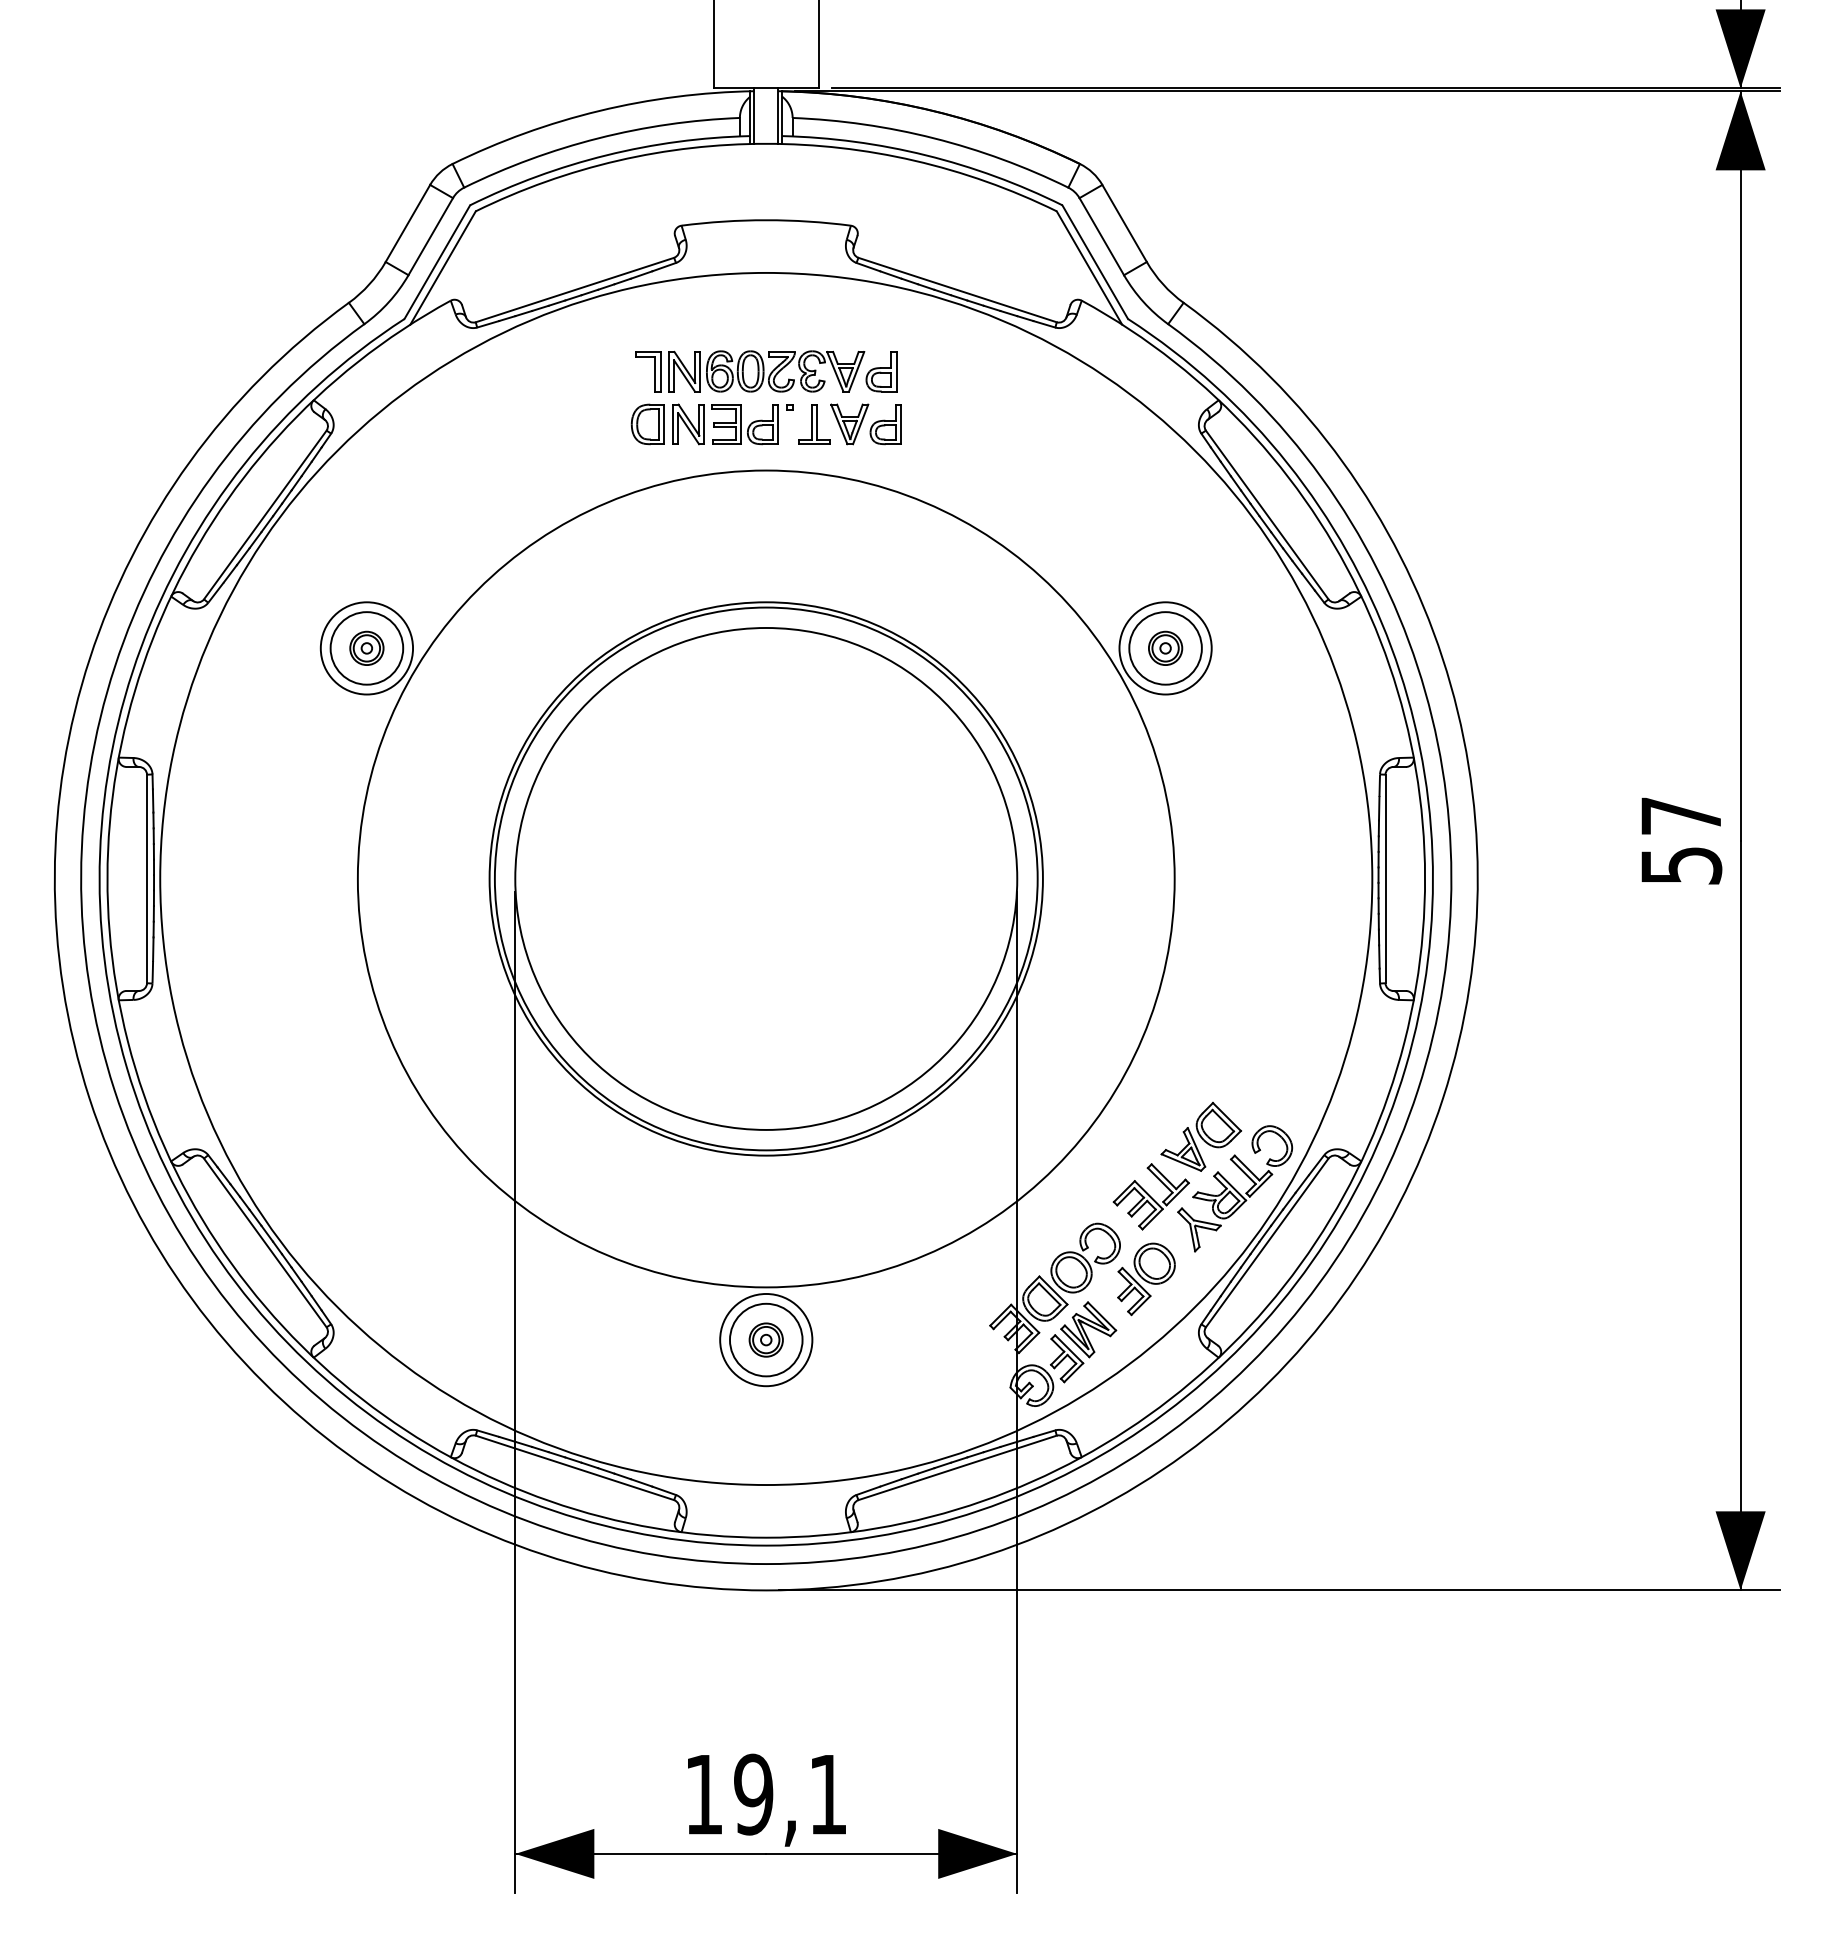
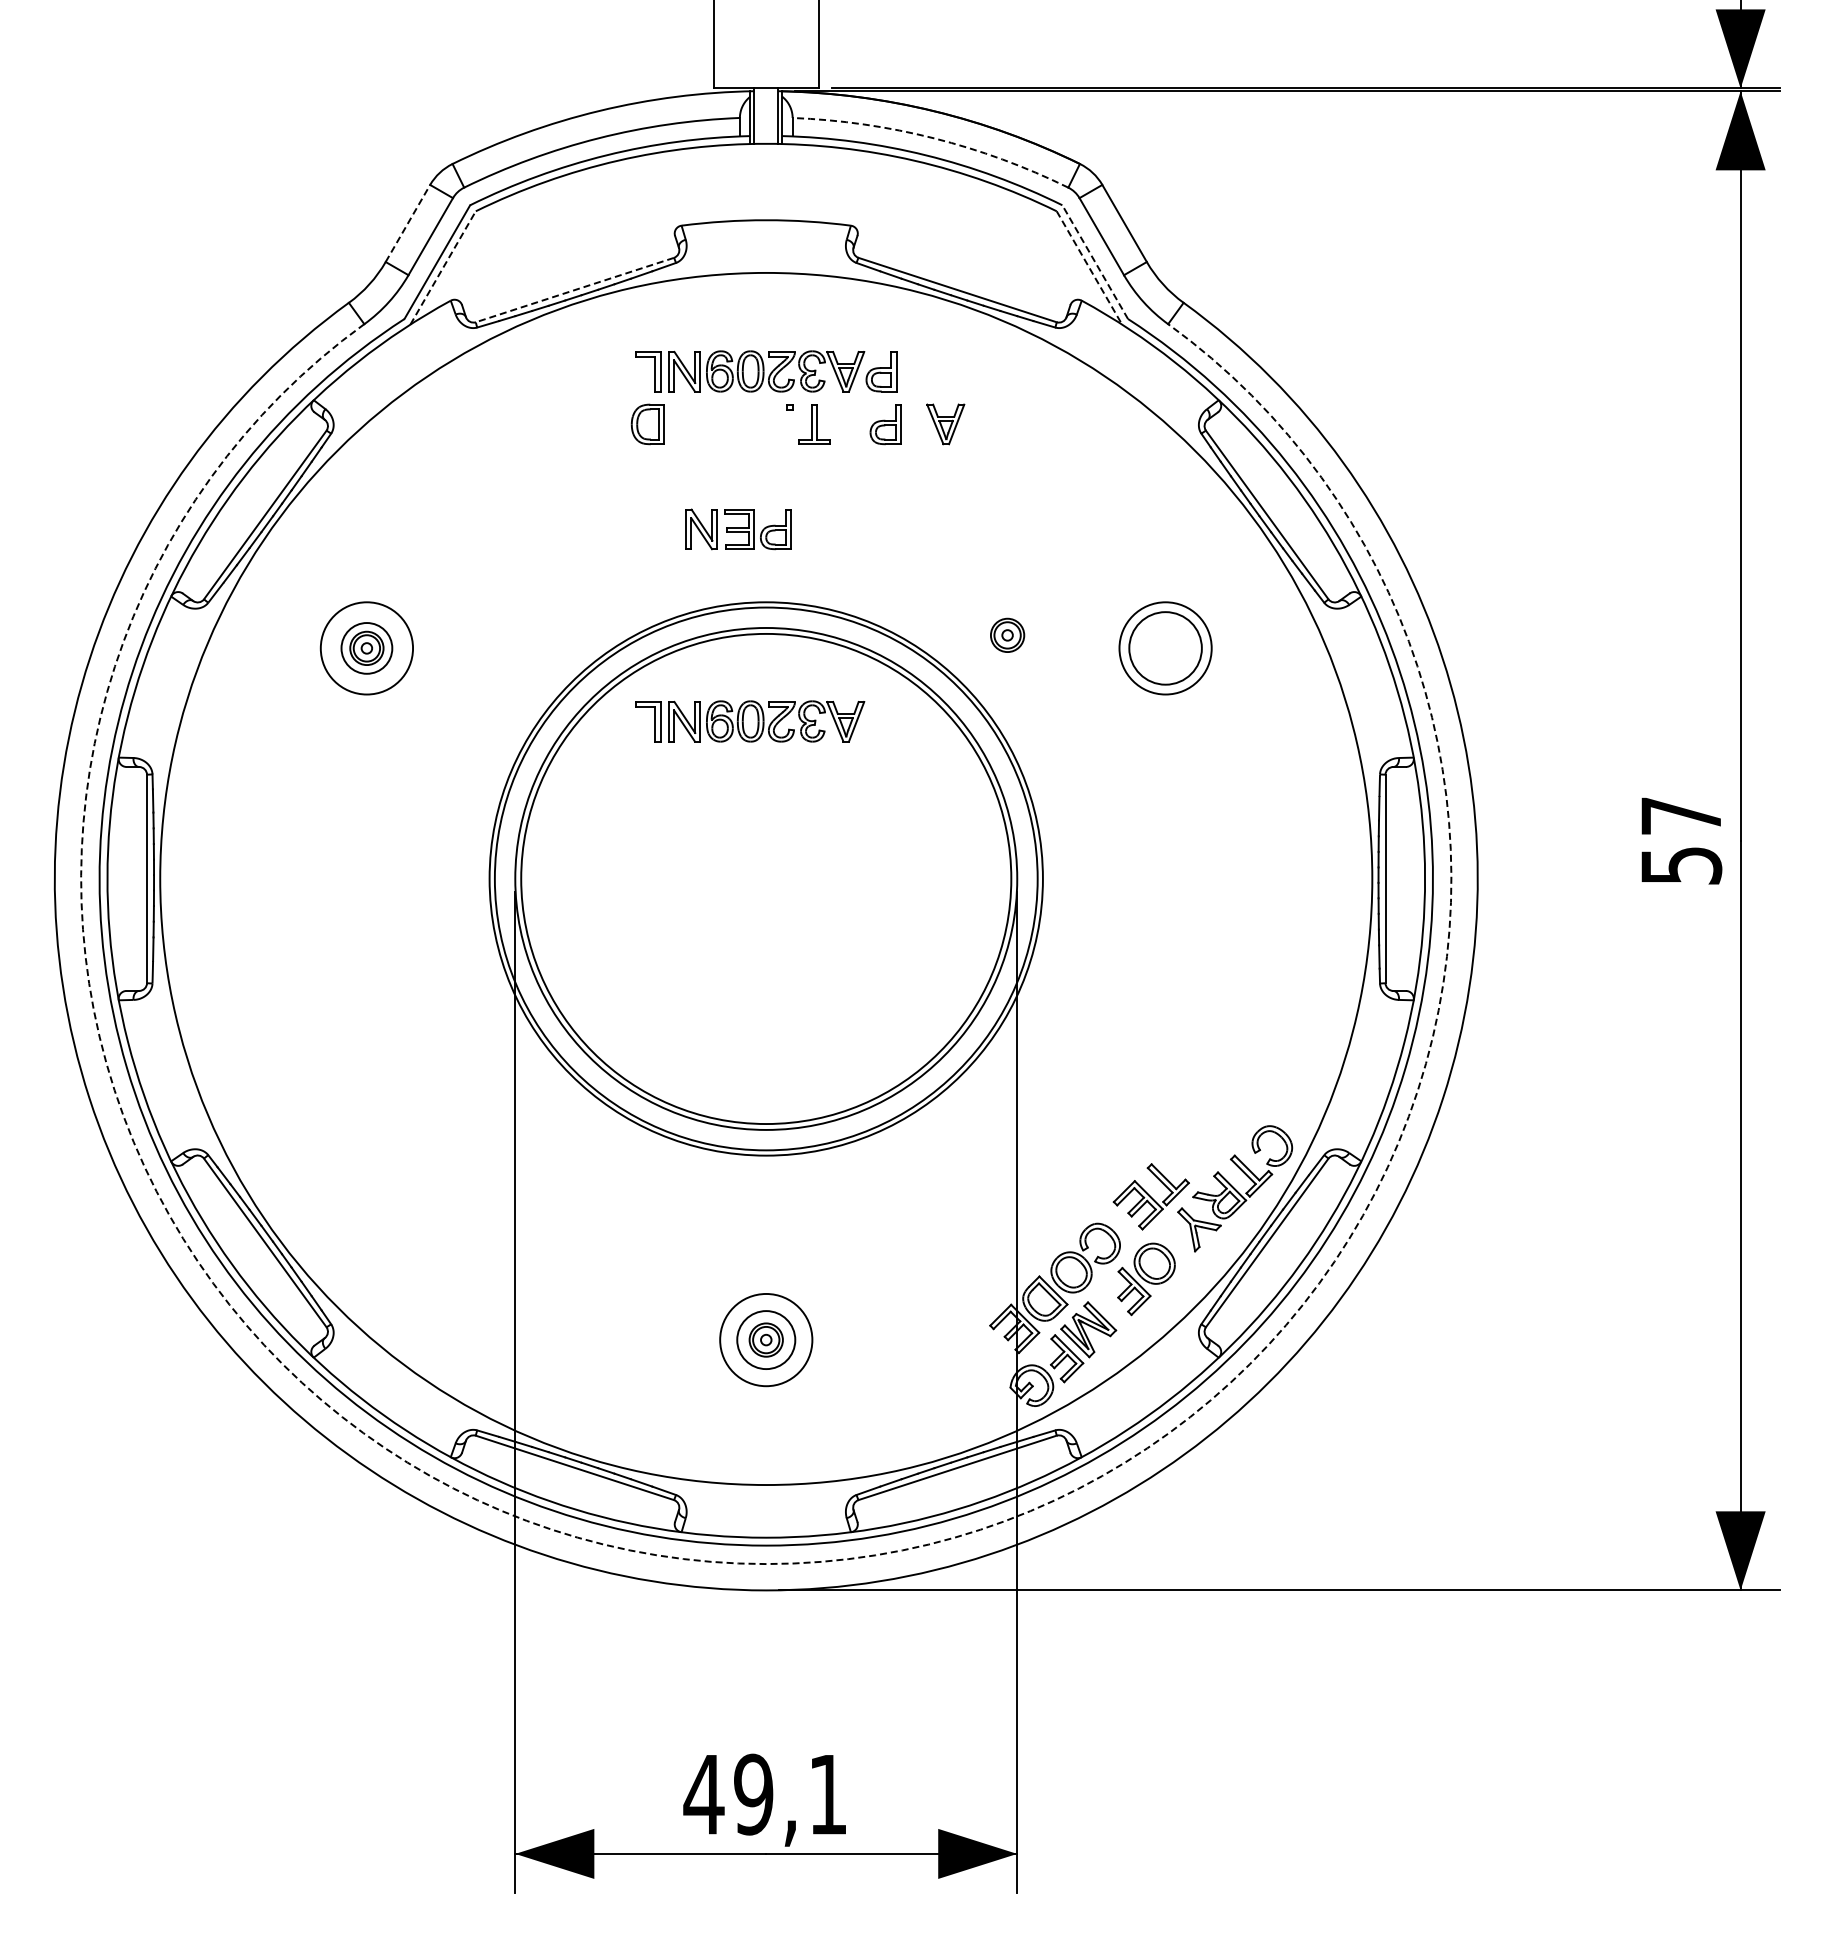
arc: solid -> dashed (934, 138)
line: solid -> dashed (408, 223)
line: solid -> dashed (1095, 262)
line: solid -> dashed (443, 267)
line: solid -> dashed (1089, 268)
line: solid -> dashed (574, 290)
part position: (725, 424) -> (738, 529) (738, 529)
part position: (849, 424) -> (945, 424) (945, 424)
part position: (1165, 647) -> (1007, 634) (1007, 634)
circle diameter: 73 px -> 51 px (366, 648)
part: none -> present (750, 721)
circle diameter: 817 px -> 490 px (766, 878)
part: present -> none (1200, 1136)
circle diameter: 73 px -> 58 px (766, 1340)
arc: solid -> dashed (766, 1564)
text: 19,1 -> 49,1 (703, 1794)
